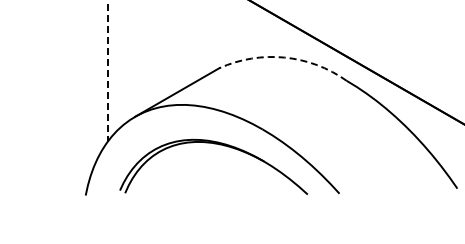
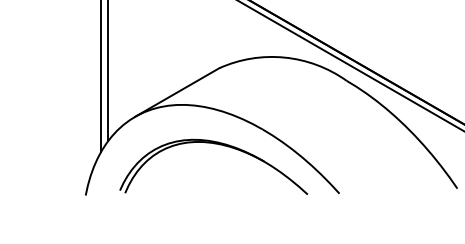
arc: dashed -> solid (284, 57)
line: none -> present (351, 66)
line: dashed -> solid (107, 71)
line: none -> present (101, 77)
